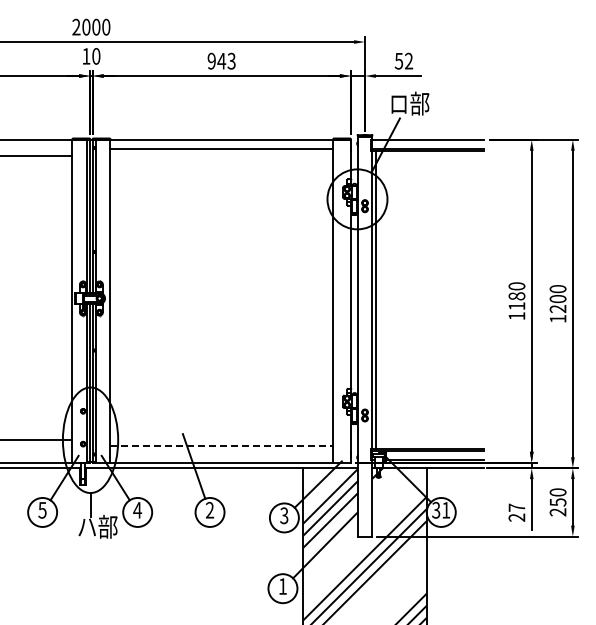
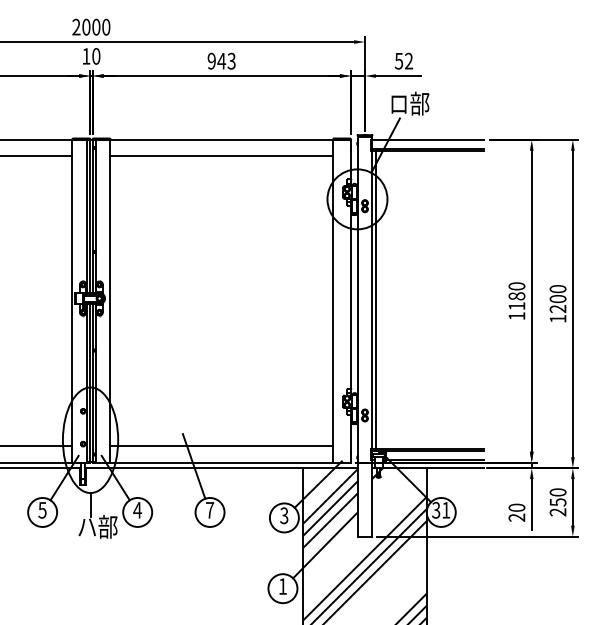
line position: (221, 149) -> (221, 156) (221, 156)
line position: (37, 440) -> (37, 446) (37, 446)
line: dashed -> solid (222, 446)
text: 27 -> 20 (516, 507)
text: 2 -> 7 (210, 509)
